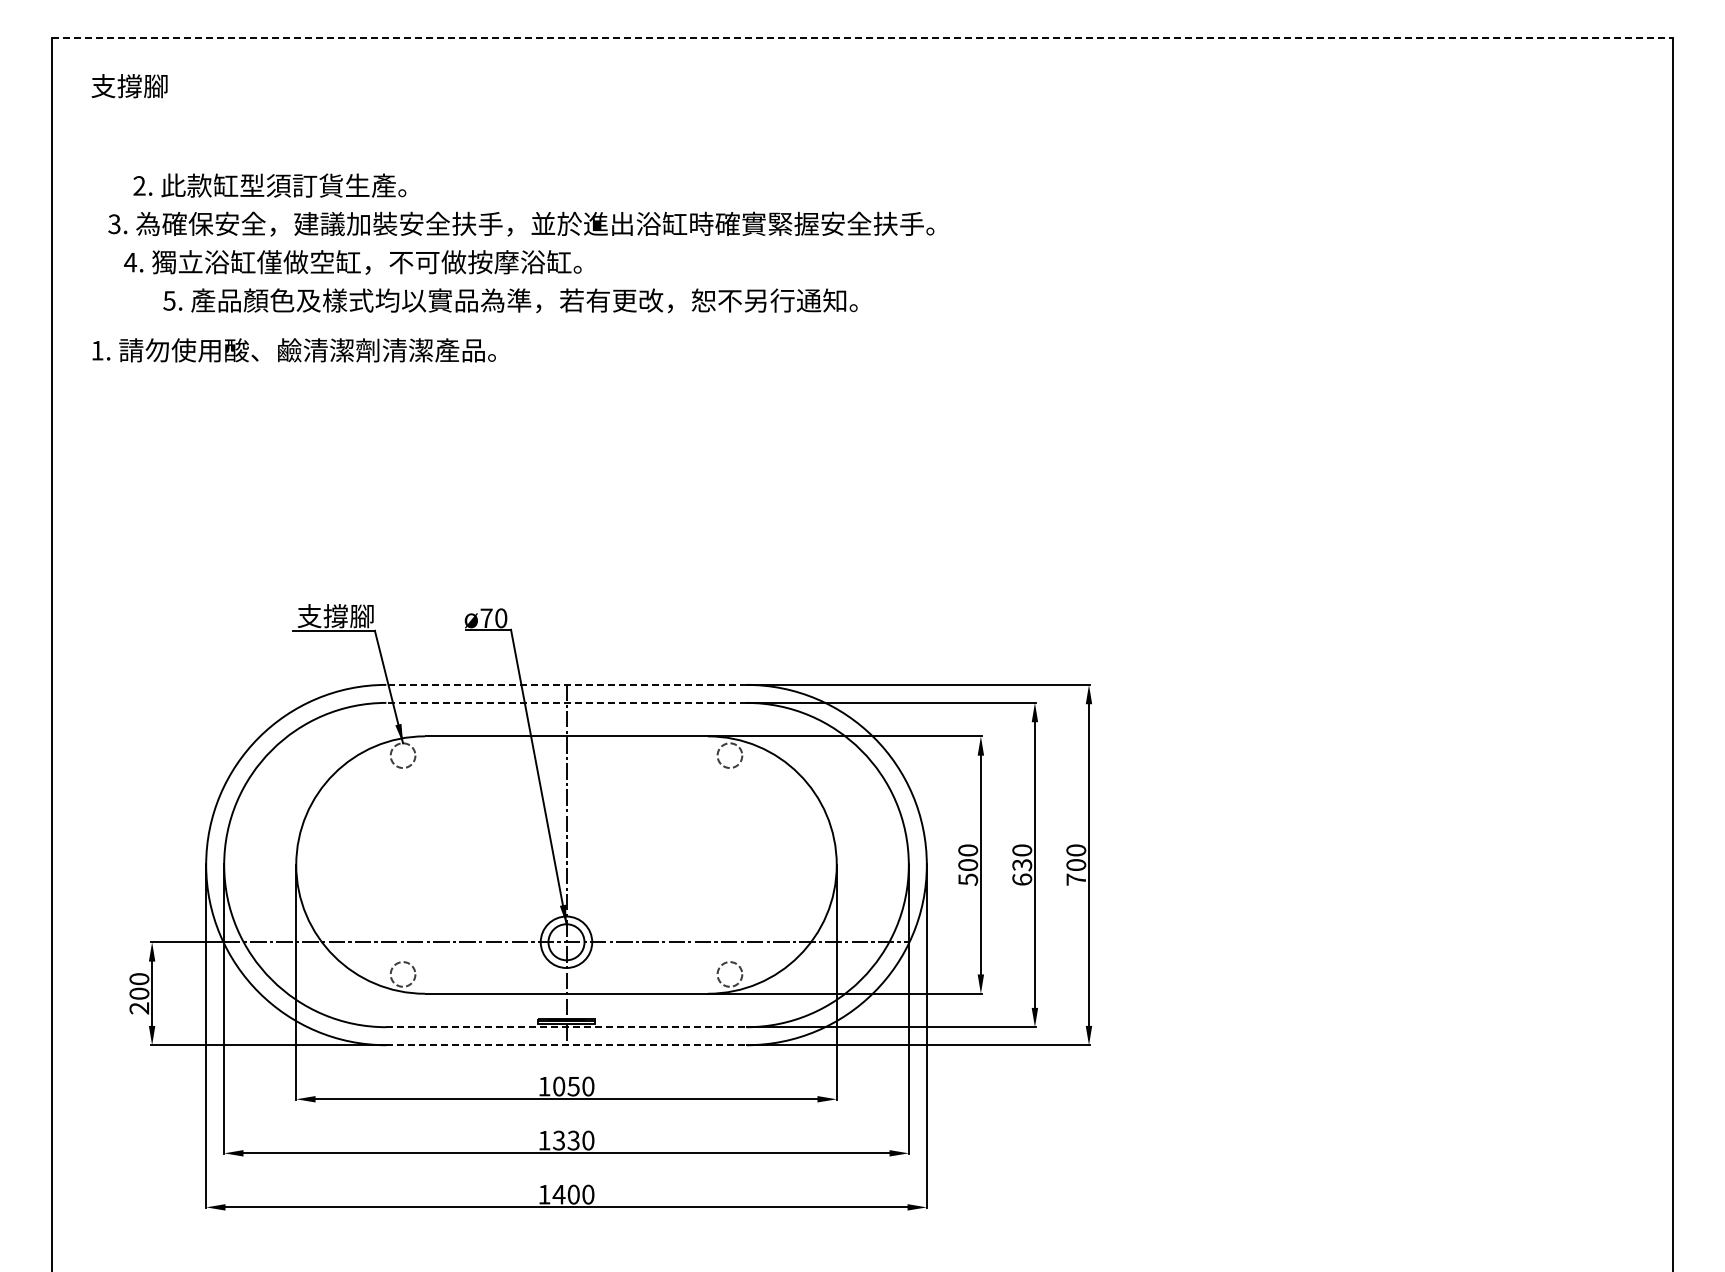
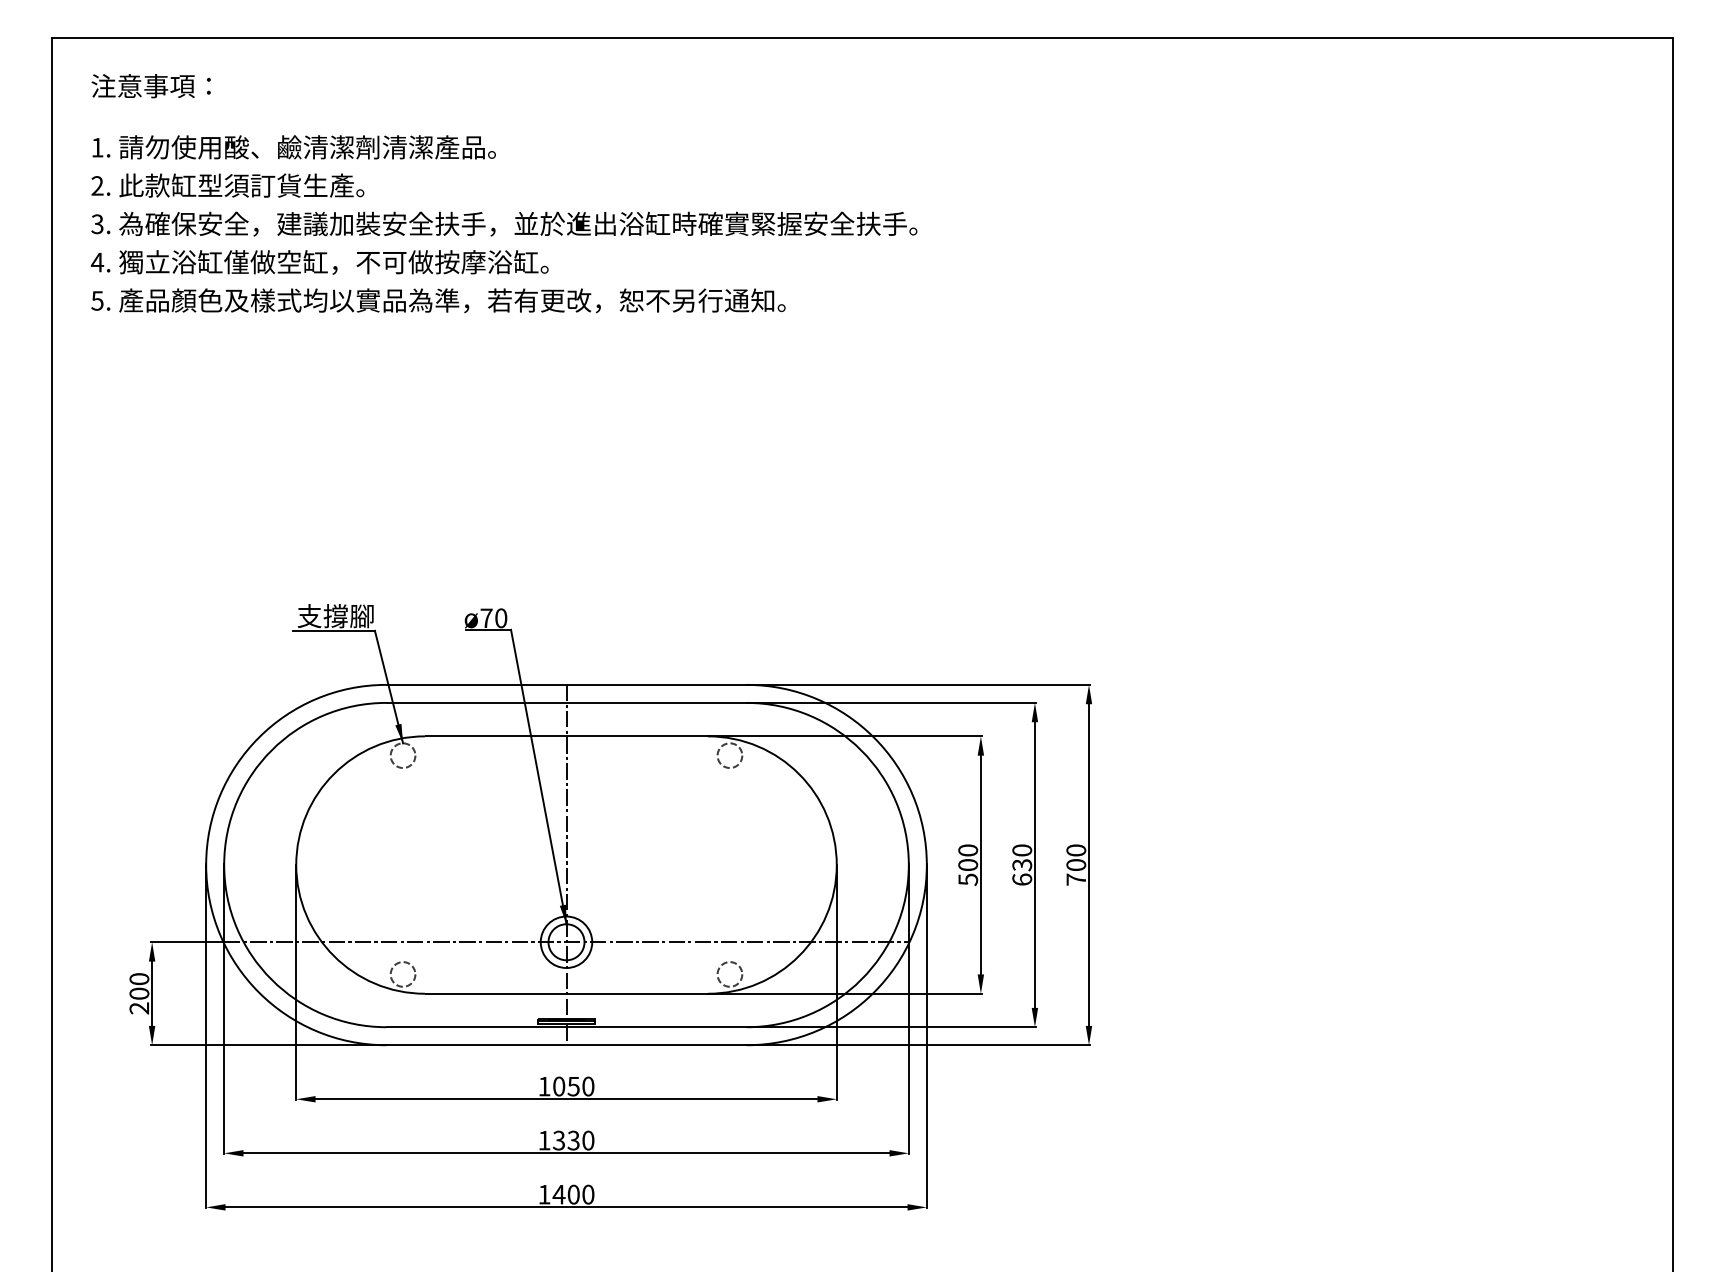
line: dashed -> solid (862, 38)
text: 支撐腳 -> 注意事項： (150, 86)
text position: (269, 185) -> (227, 185) (227, 185)
text position: (521, 223) -> (504, 223) (504, 223)
text position: (352, 262) -> (319, 262) (319, 262)
text position: (510, 300) -> (438, 300) (438, 300)
text position: (293, 350) -> (293, 147) (293, 147)
line: dashed -> solid (566, 684)
line: dashed -> solid (566, 702)
line: dashed -> solid (567, 1027)
line: dashed -> solid (567, 1045)
